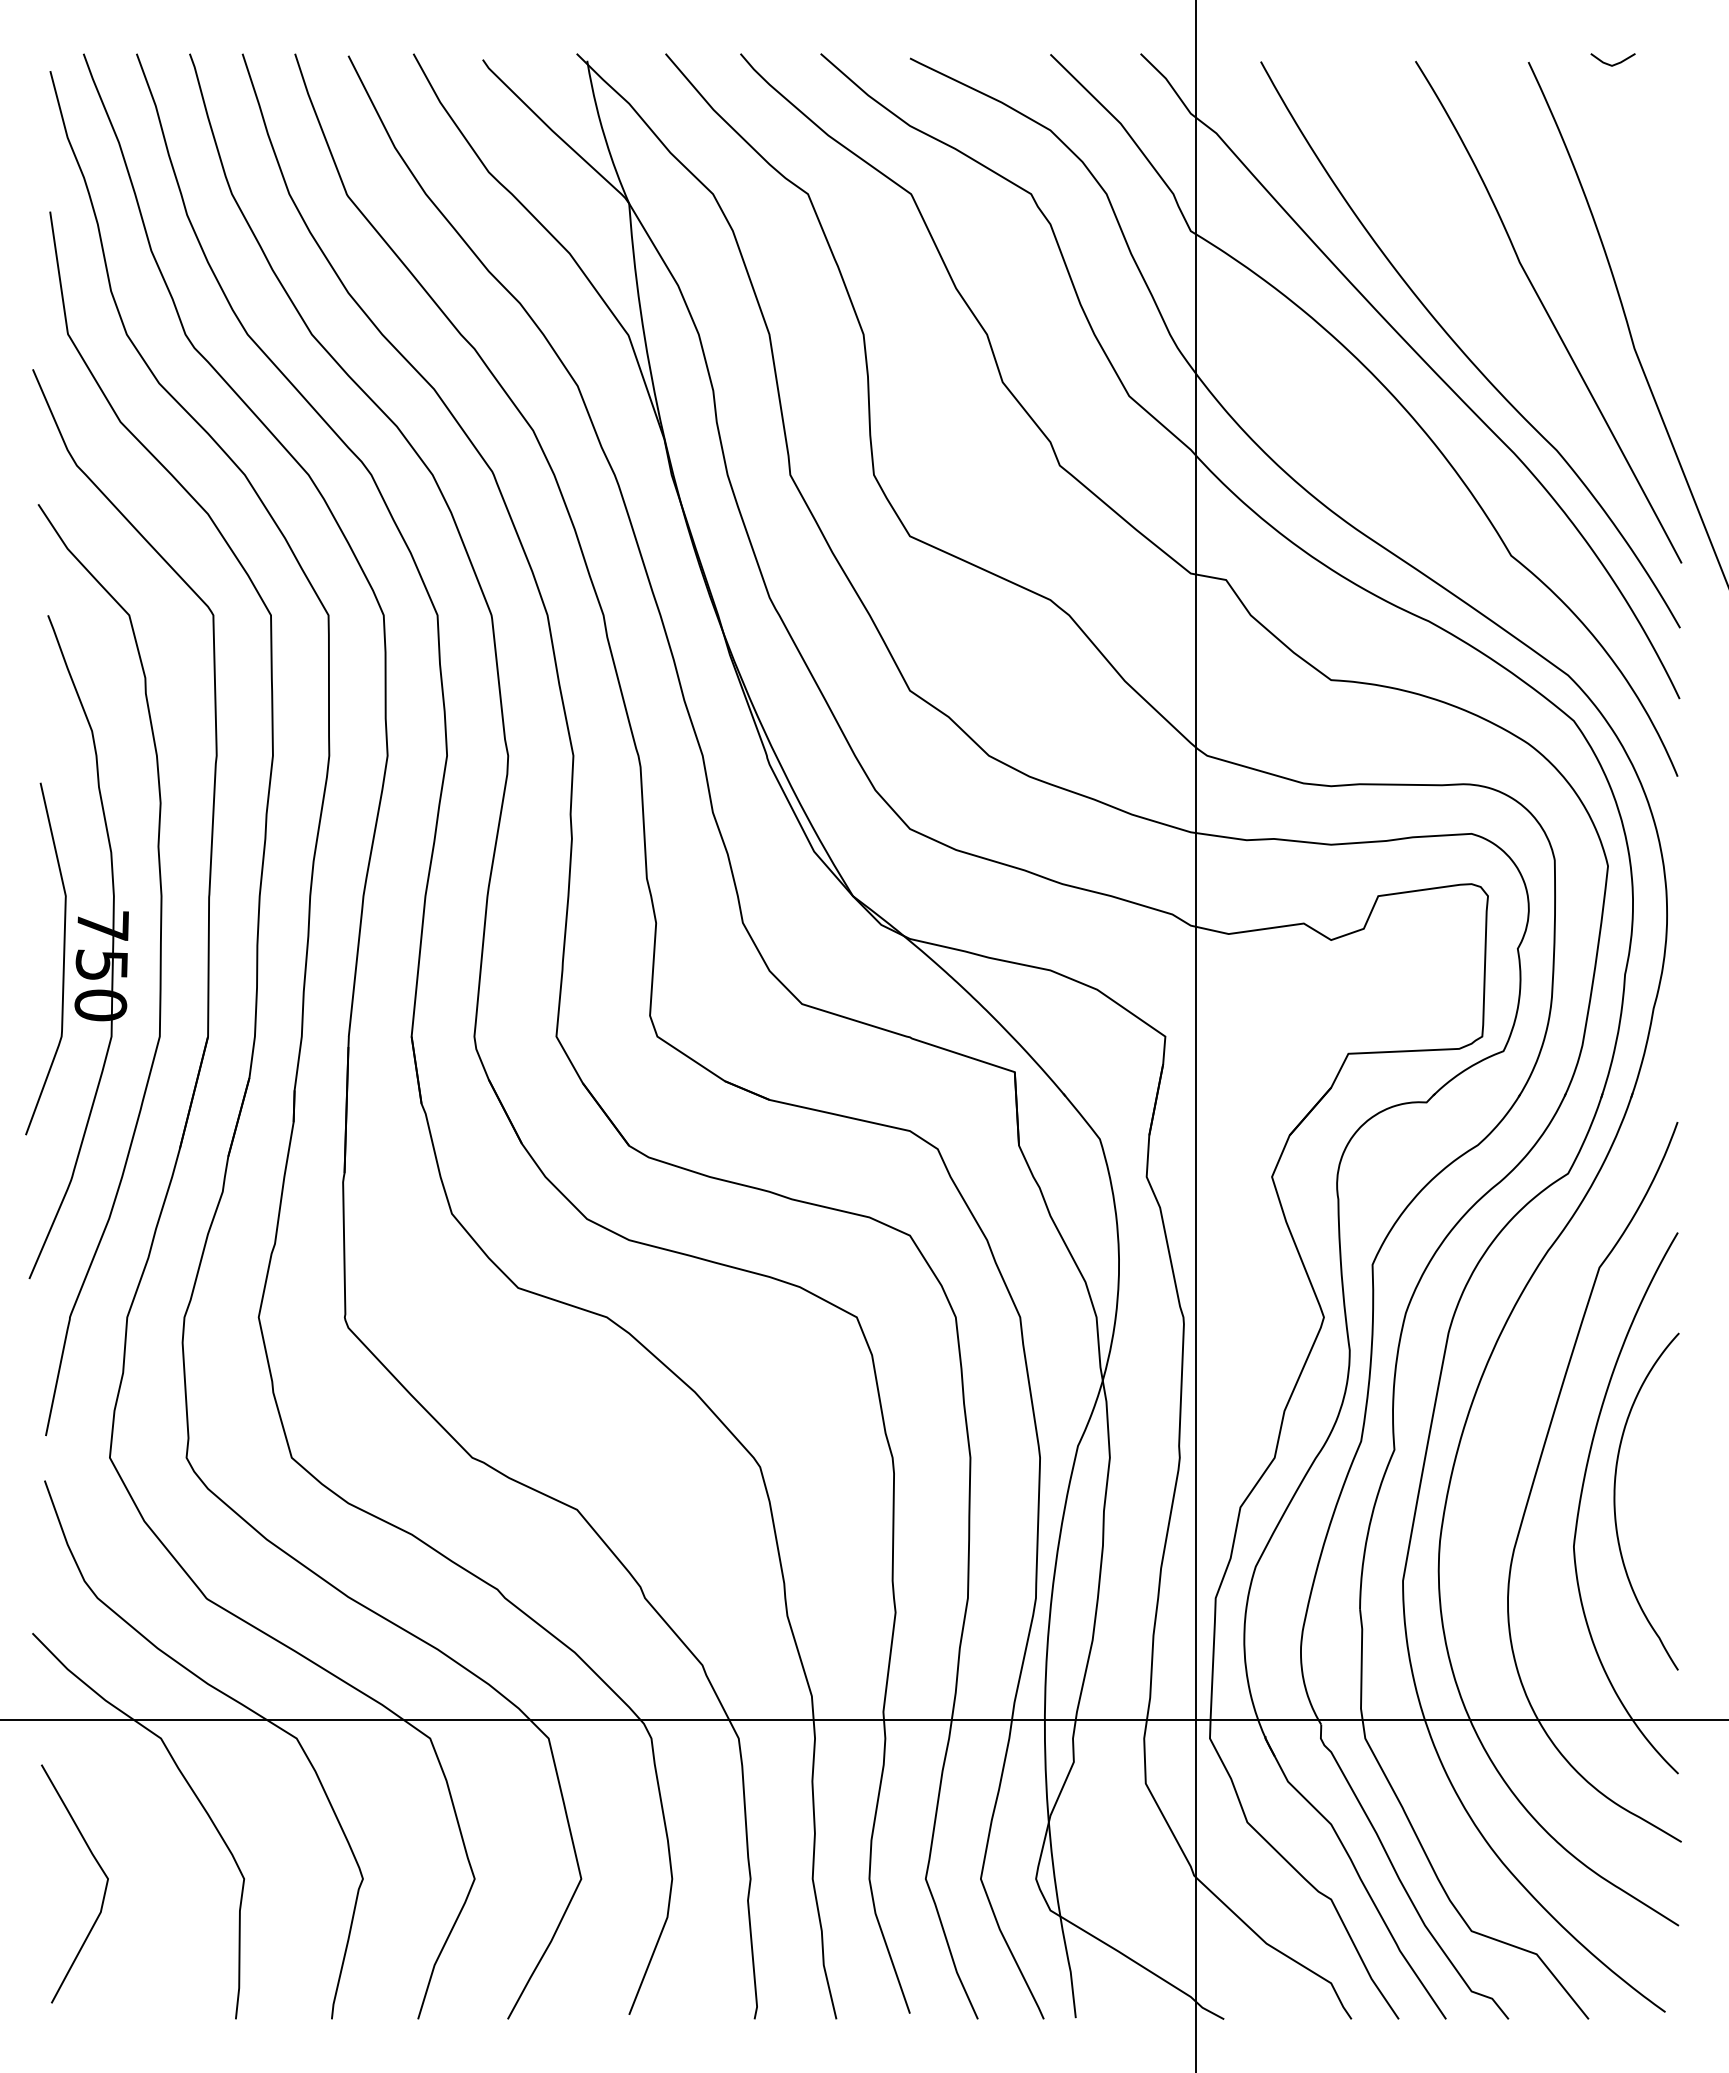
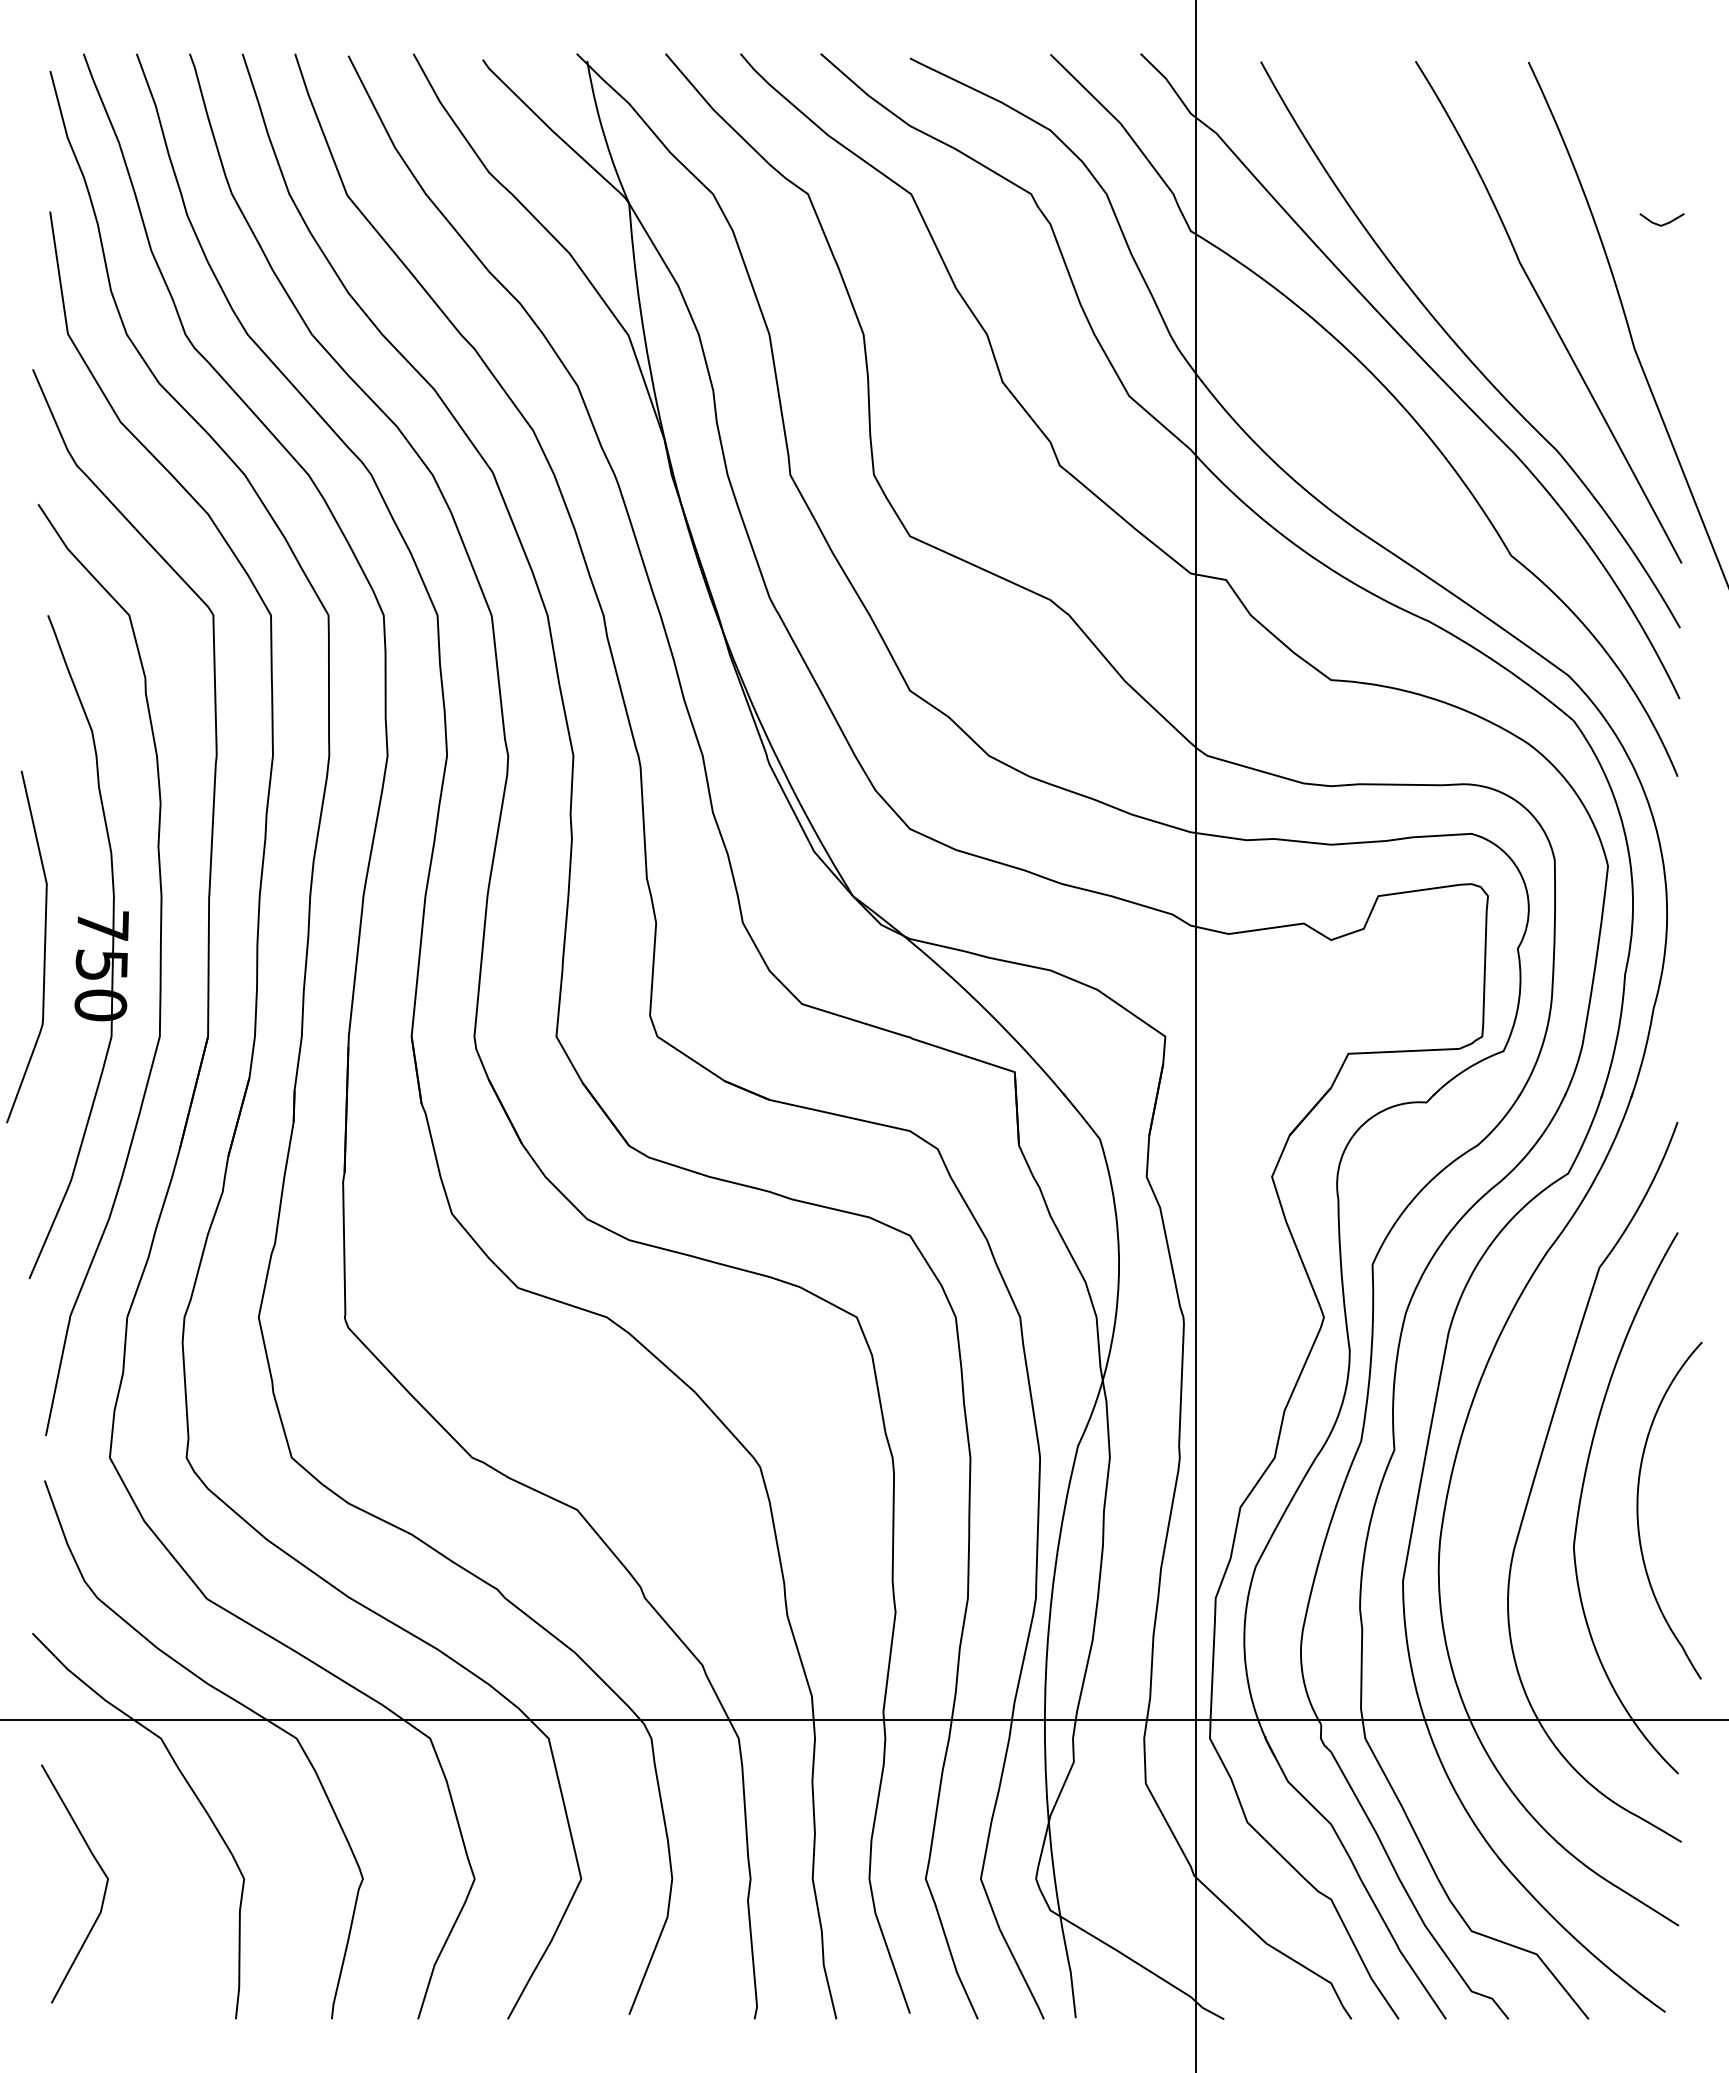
line position: (1615, 63) -> (1664, 223) (1664, 223)
curve position: (63, 958) -> (44, 946) (44, 946)
curve position: (1615, 1501) -> (1638, 1510) (1638, 1510)
